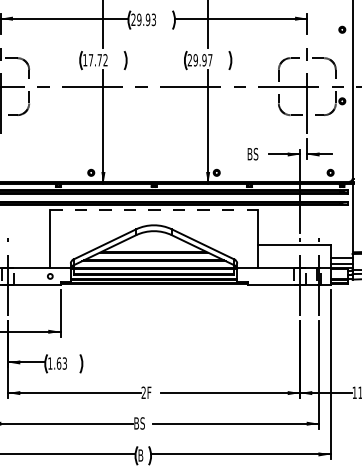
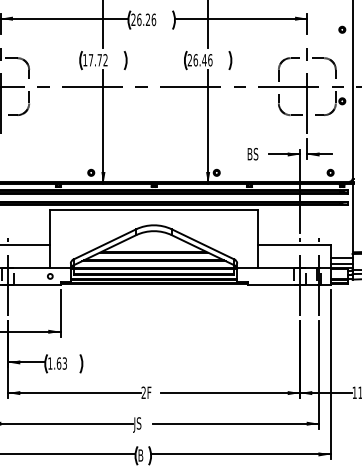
text: 29.93 -> 26.26 (146, 19)
text: 29.97 -> 26.46 (202, 60)
line: dashed -> solid (154, 209)
line: none -> present (26, 244)
text: BS -> JS (138, 424)
